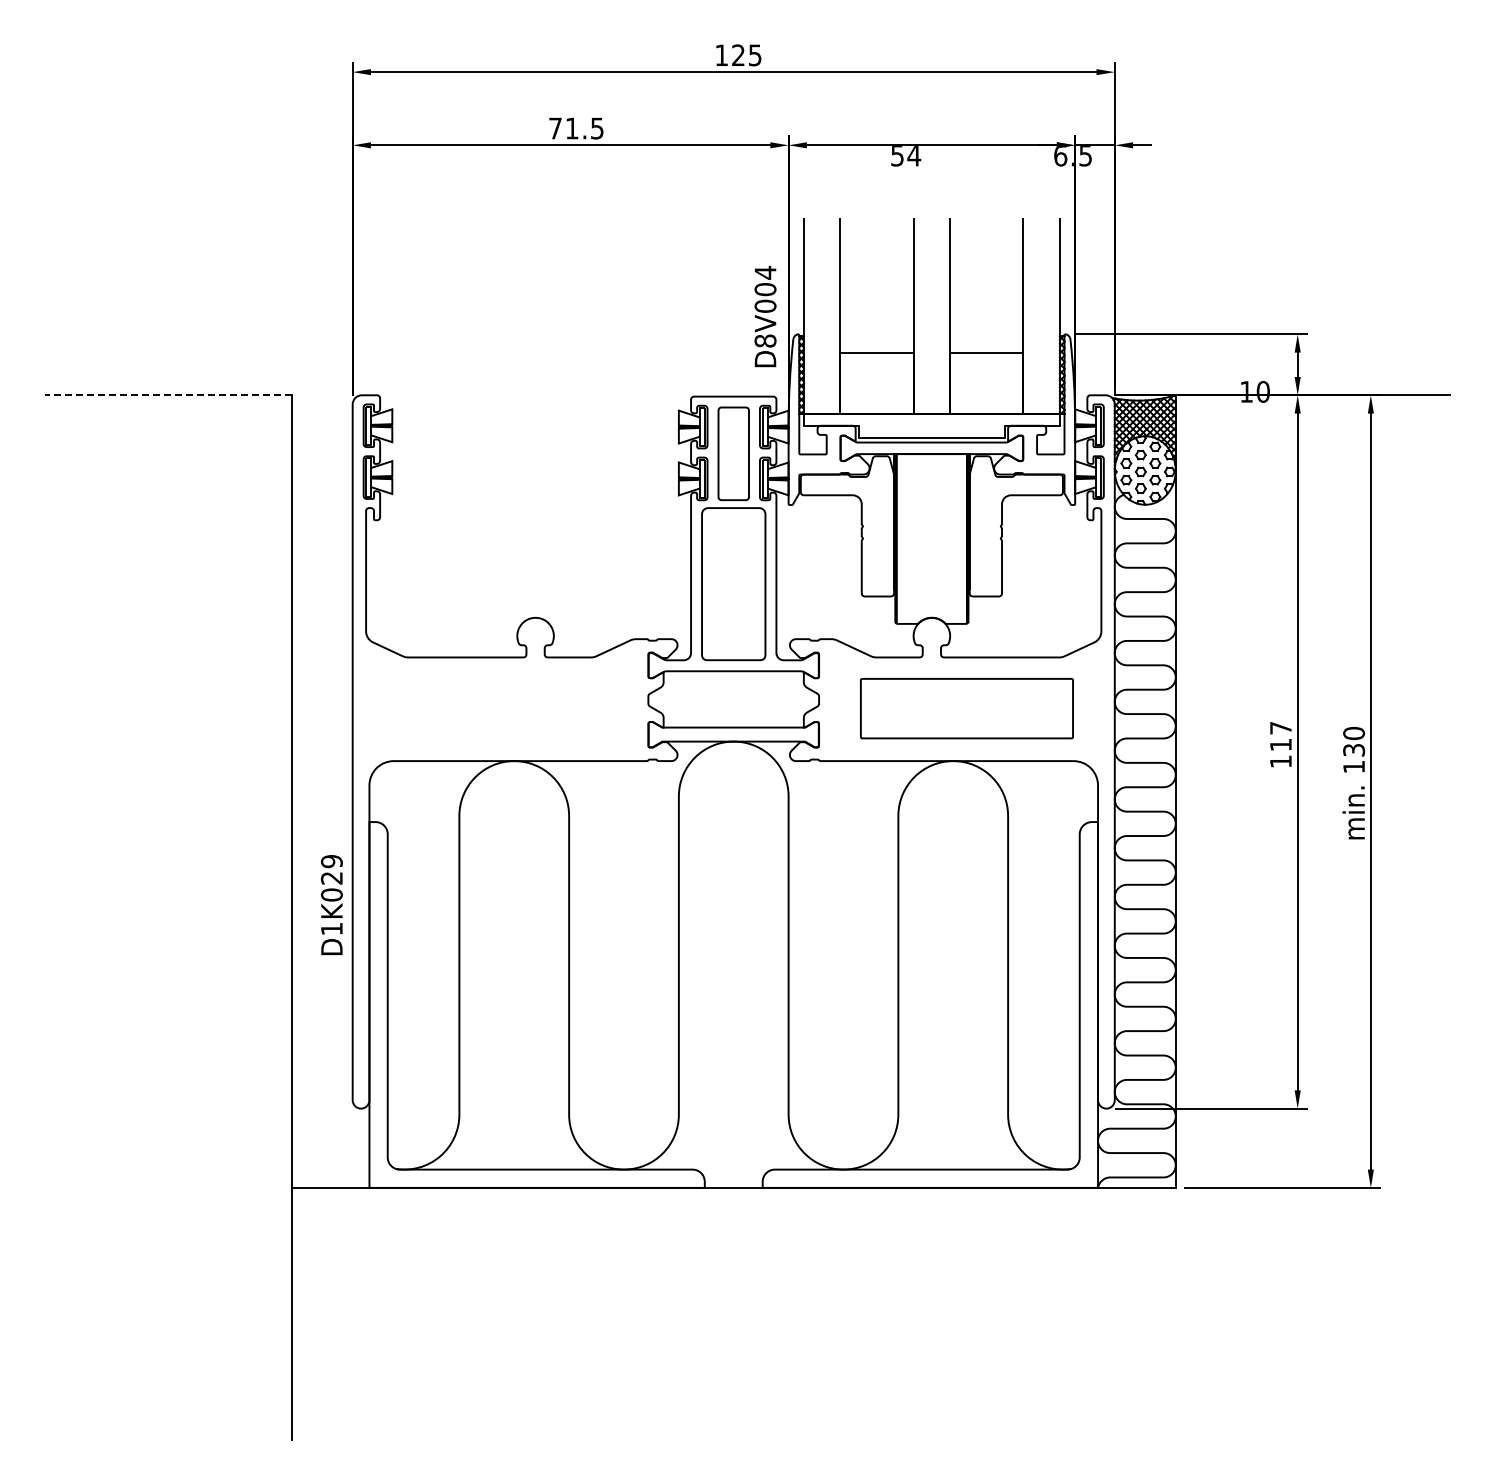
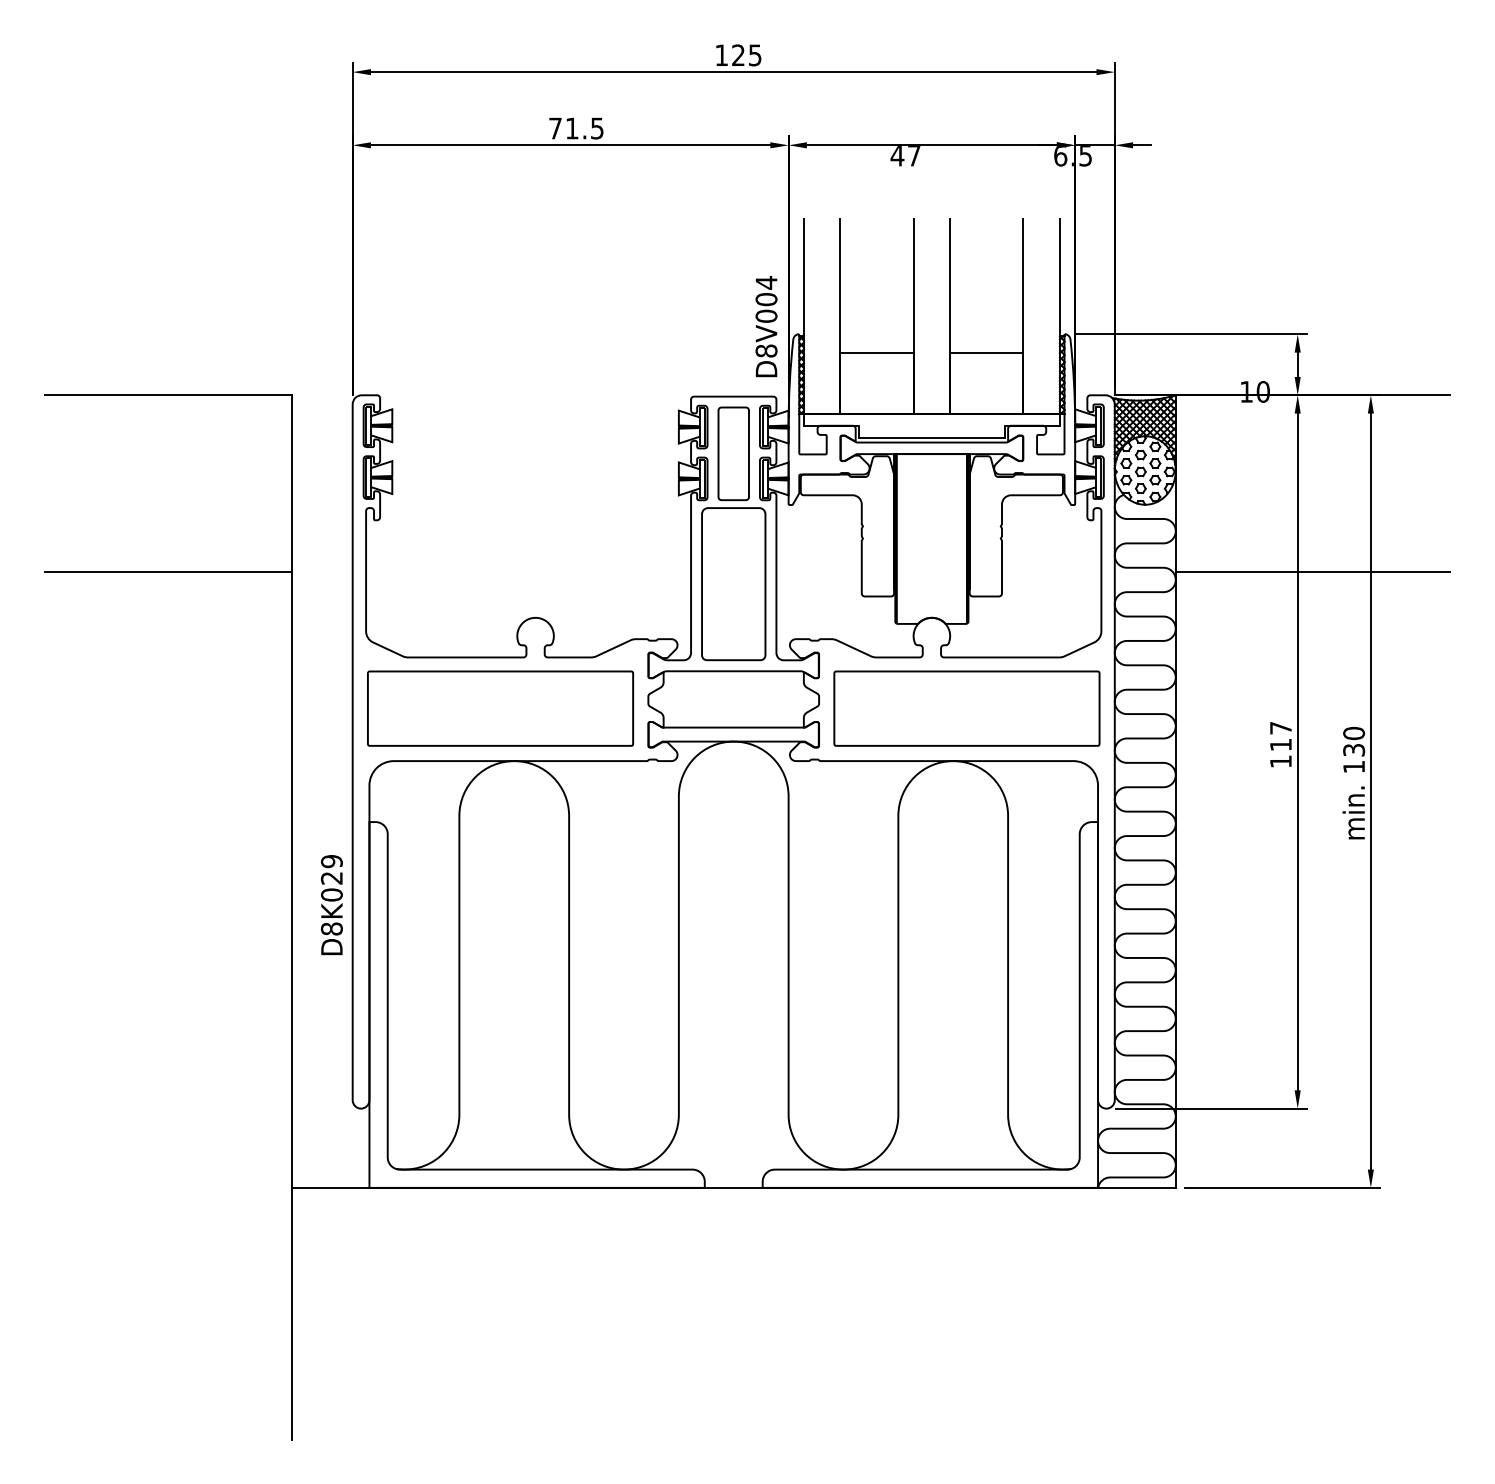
text: 54 -> 47 (905, 156)
text position: (765, 316) -> (766, 326) (766, 326)
line: dashed -> solid (167, 395)
line: none -> present (167, 572)
line: none -> present (1312, 572)
part: none -> present (500, 708)
part size: 214x62 px -> 268x77 px (966, 708)
text: D1K029 -> D8K029 (331, 928)
